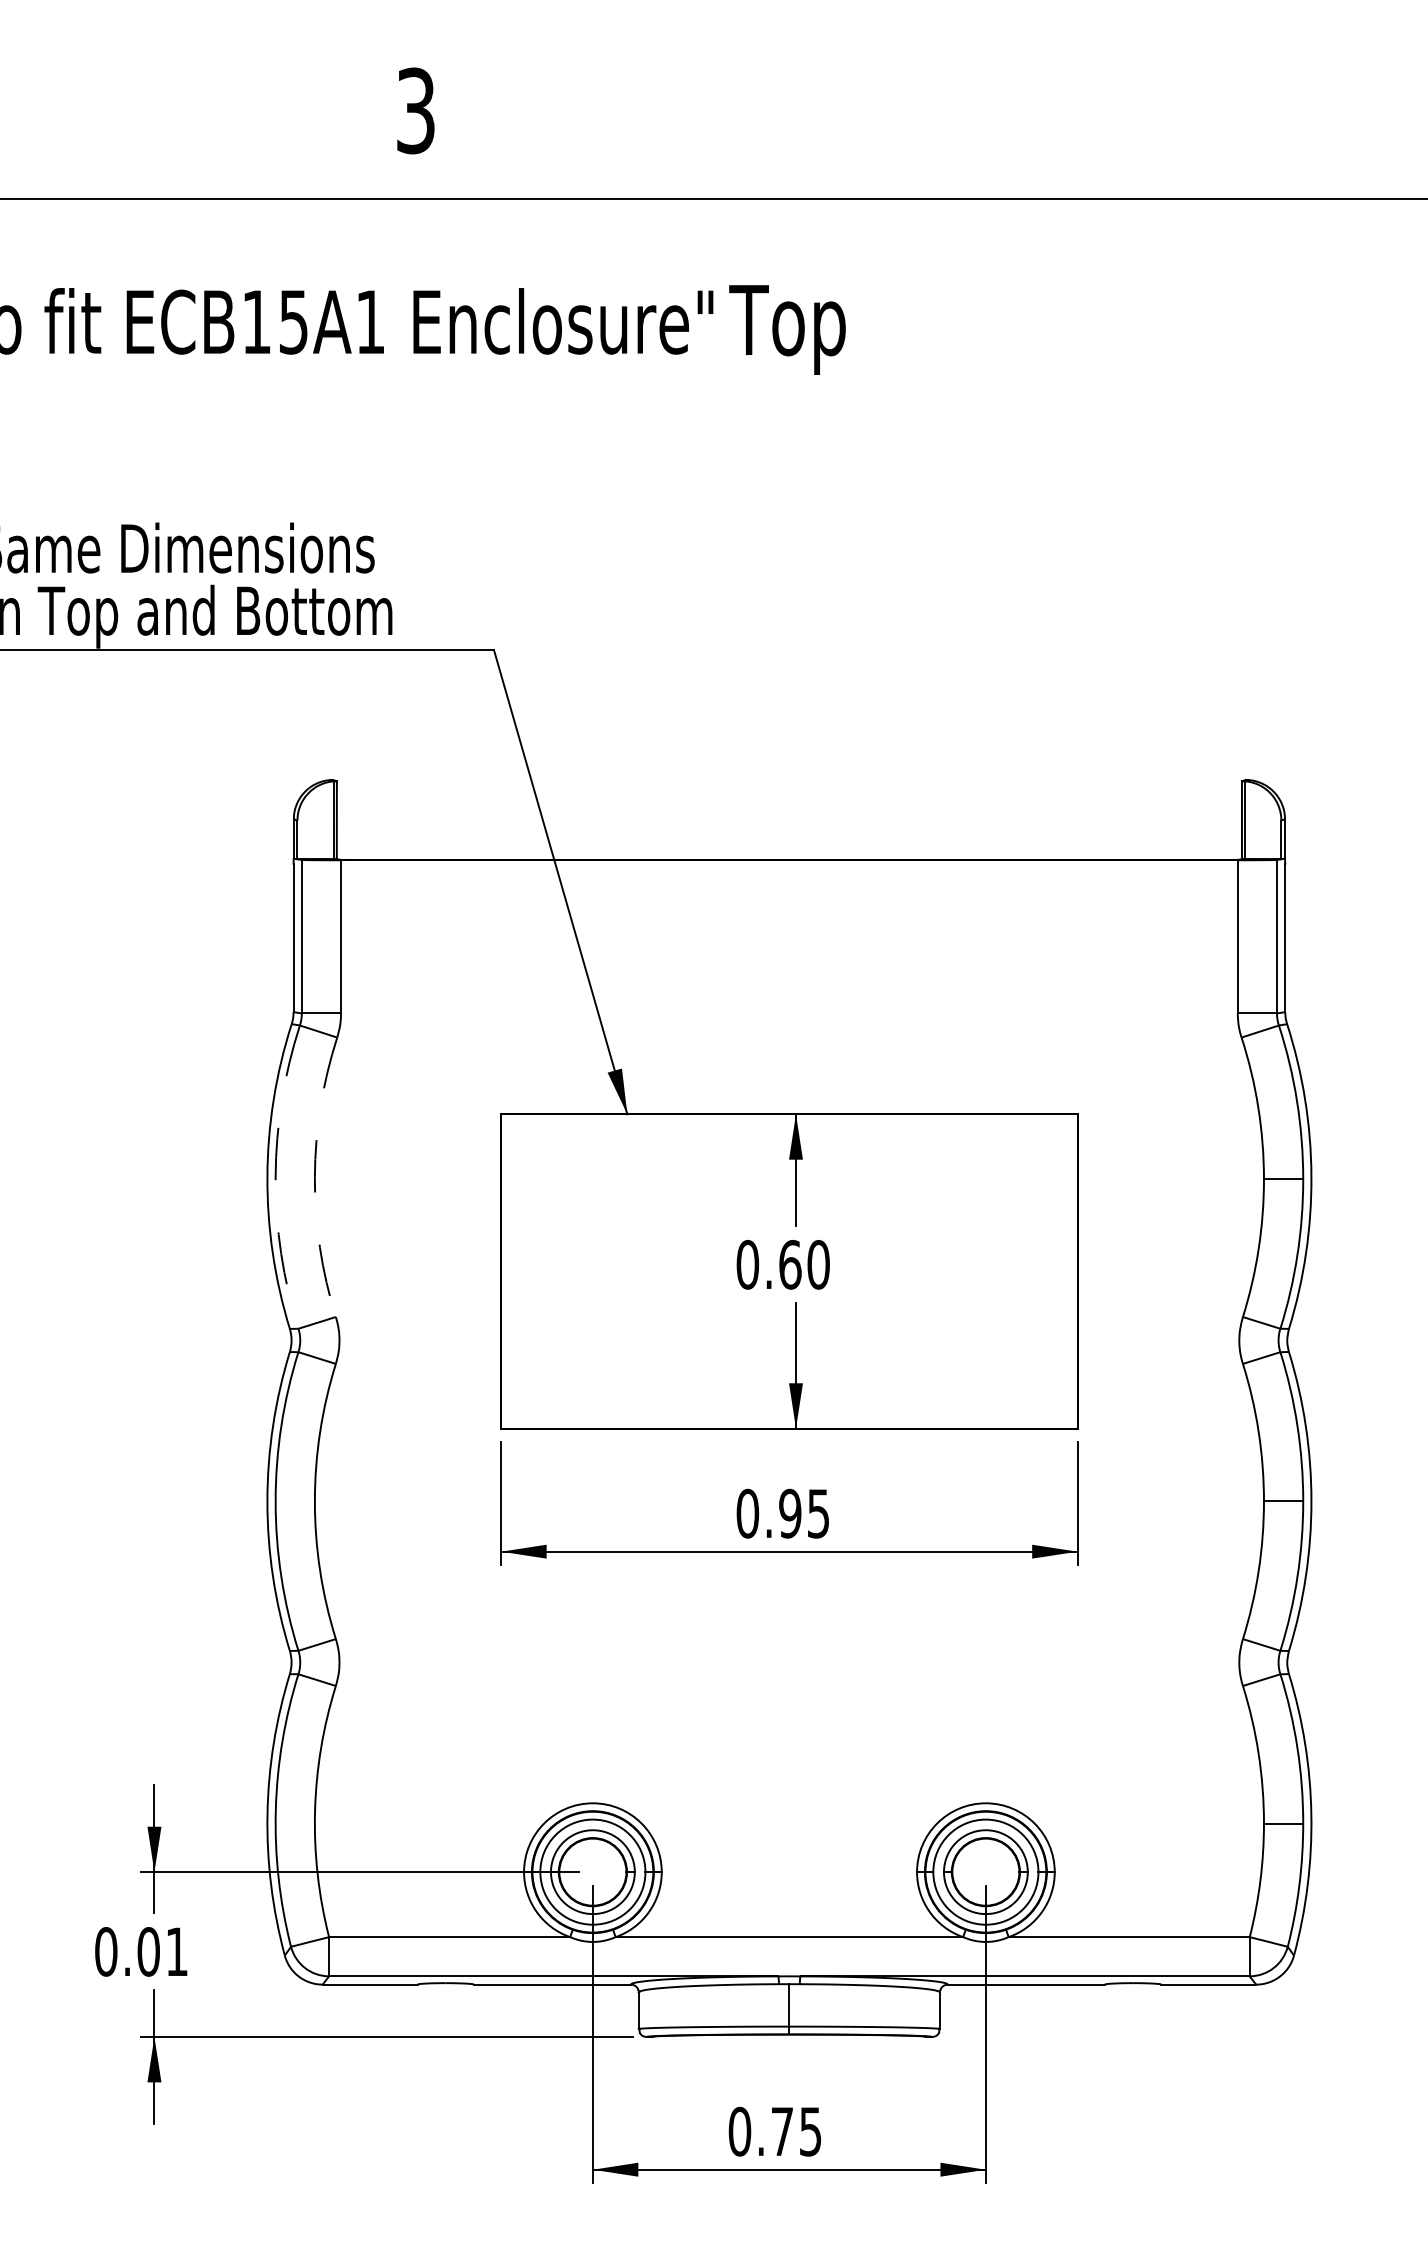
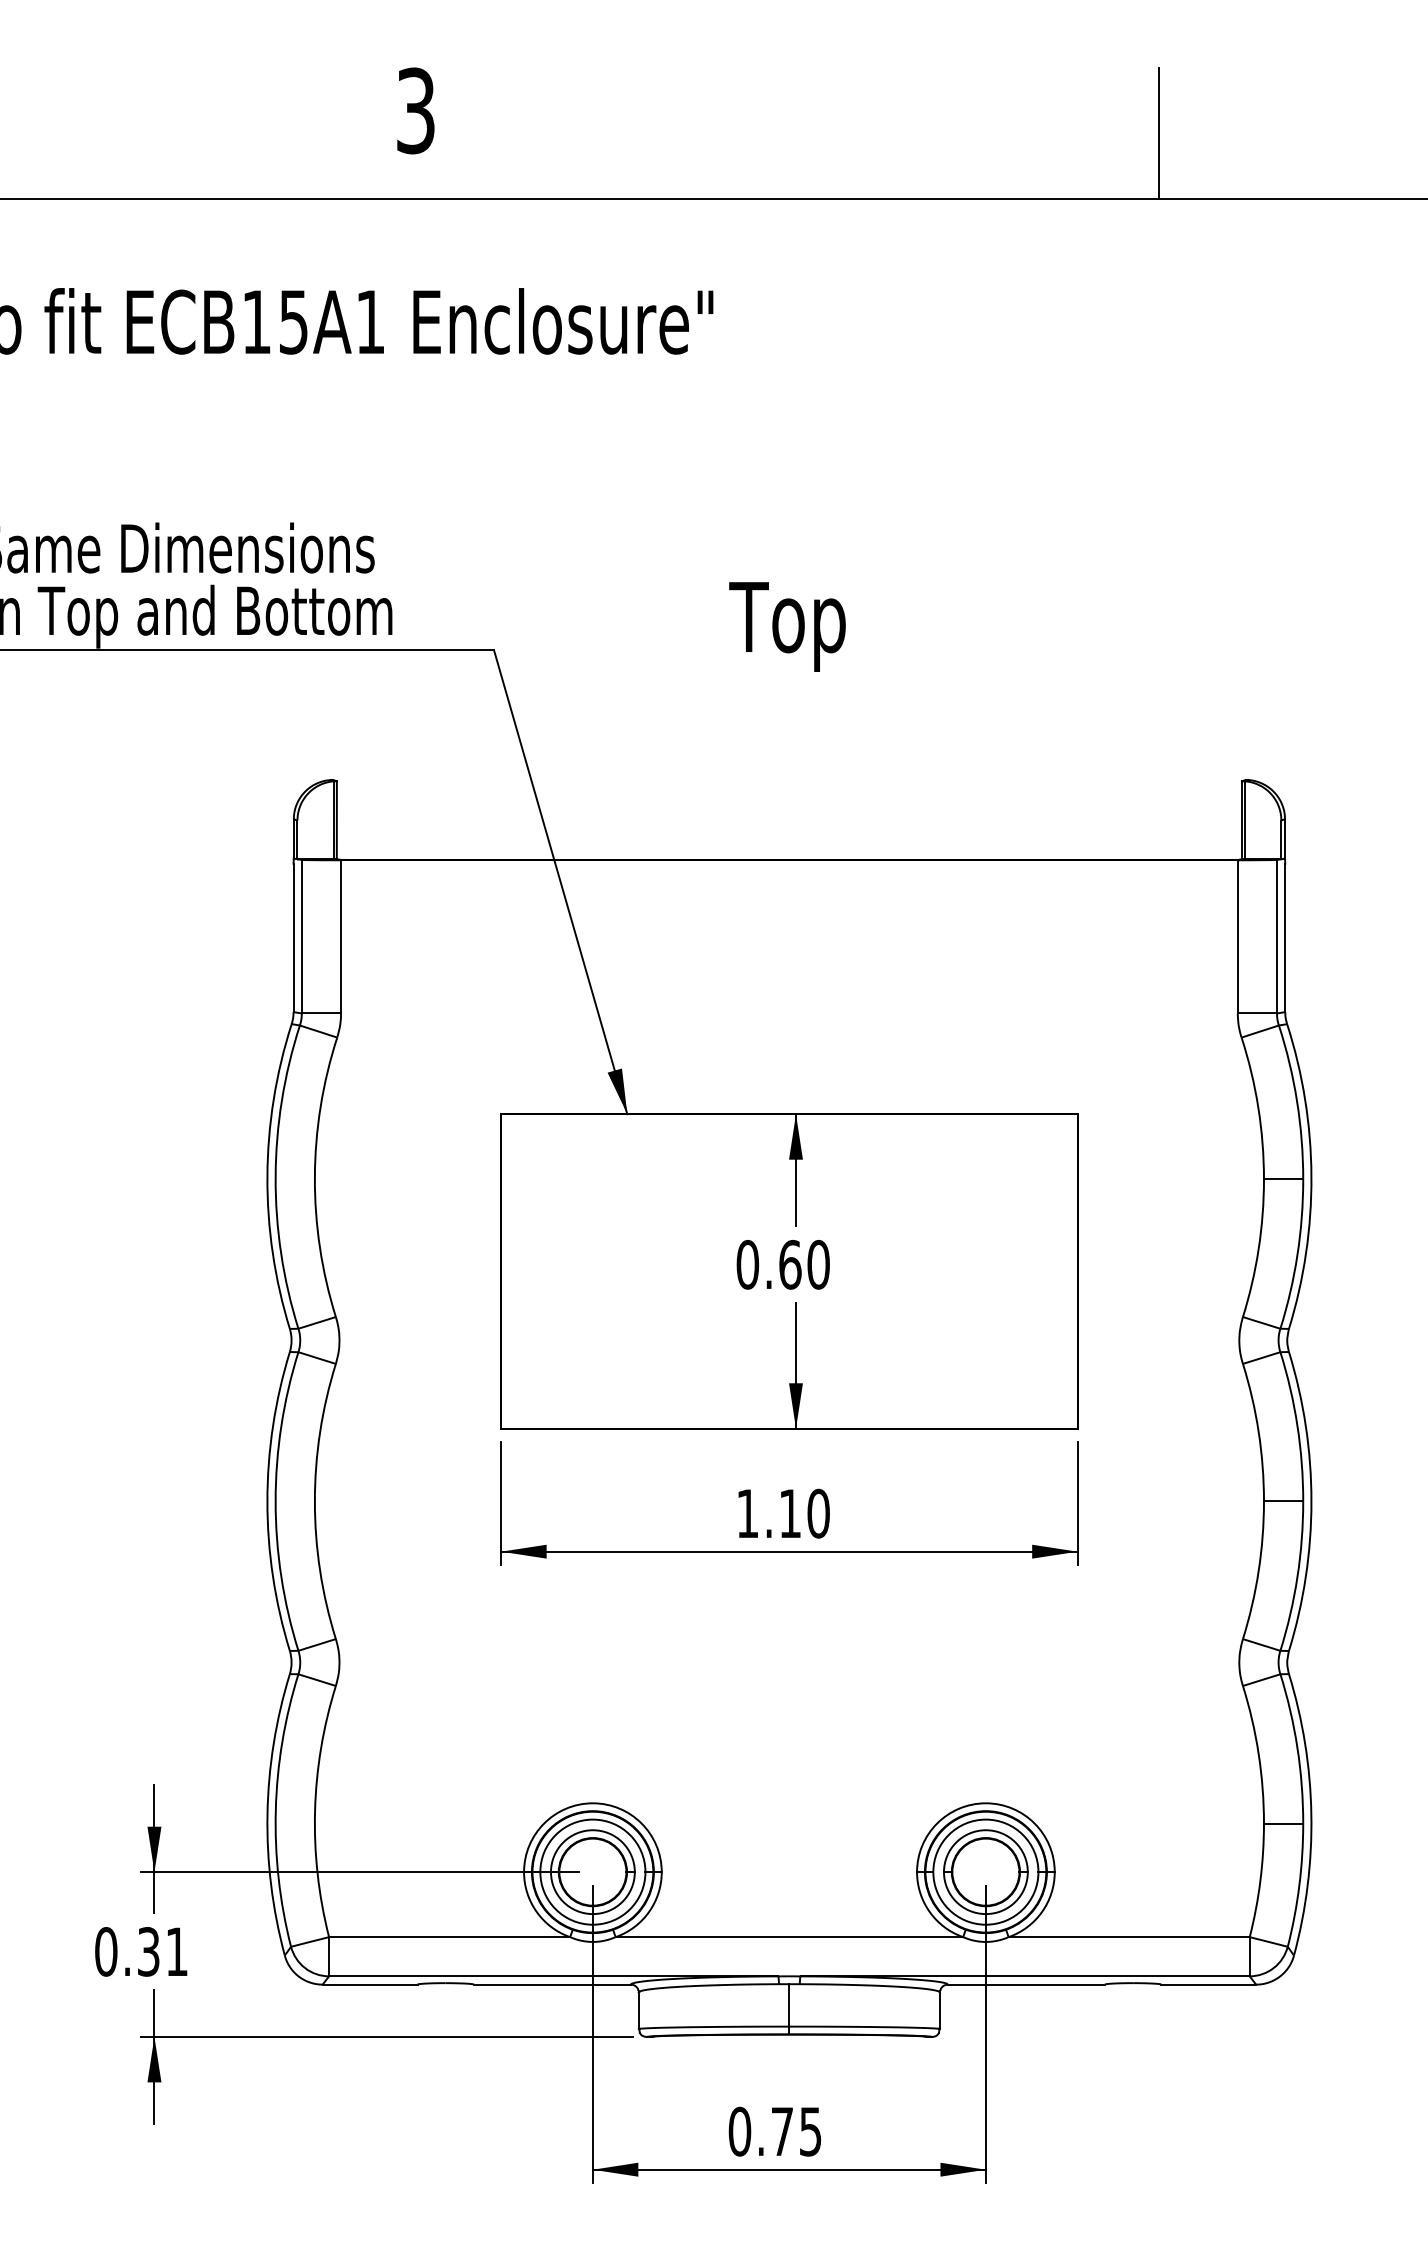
line: none -> present (1159, 133)
text position: (787, 329) -> (787, 626) (787, 626)
arc: dashed -> solid (275, 1177)
arc: dashed -> solid (314, 1177)
text: 0.95 -> 1.10 (782, 1513)
text: 0.01 -> 0.31 (148, 1951)
